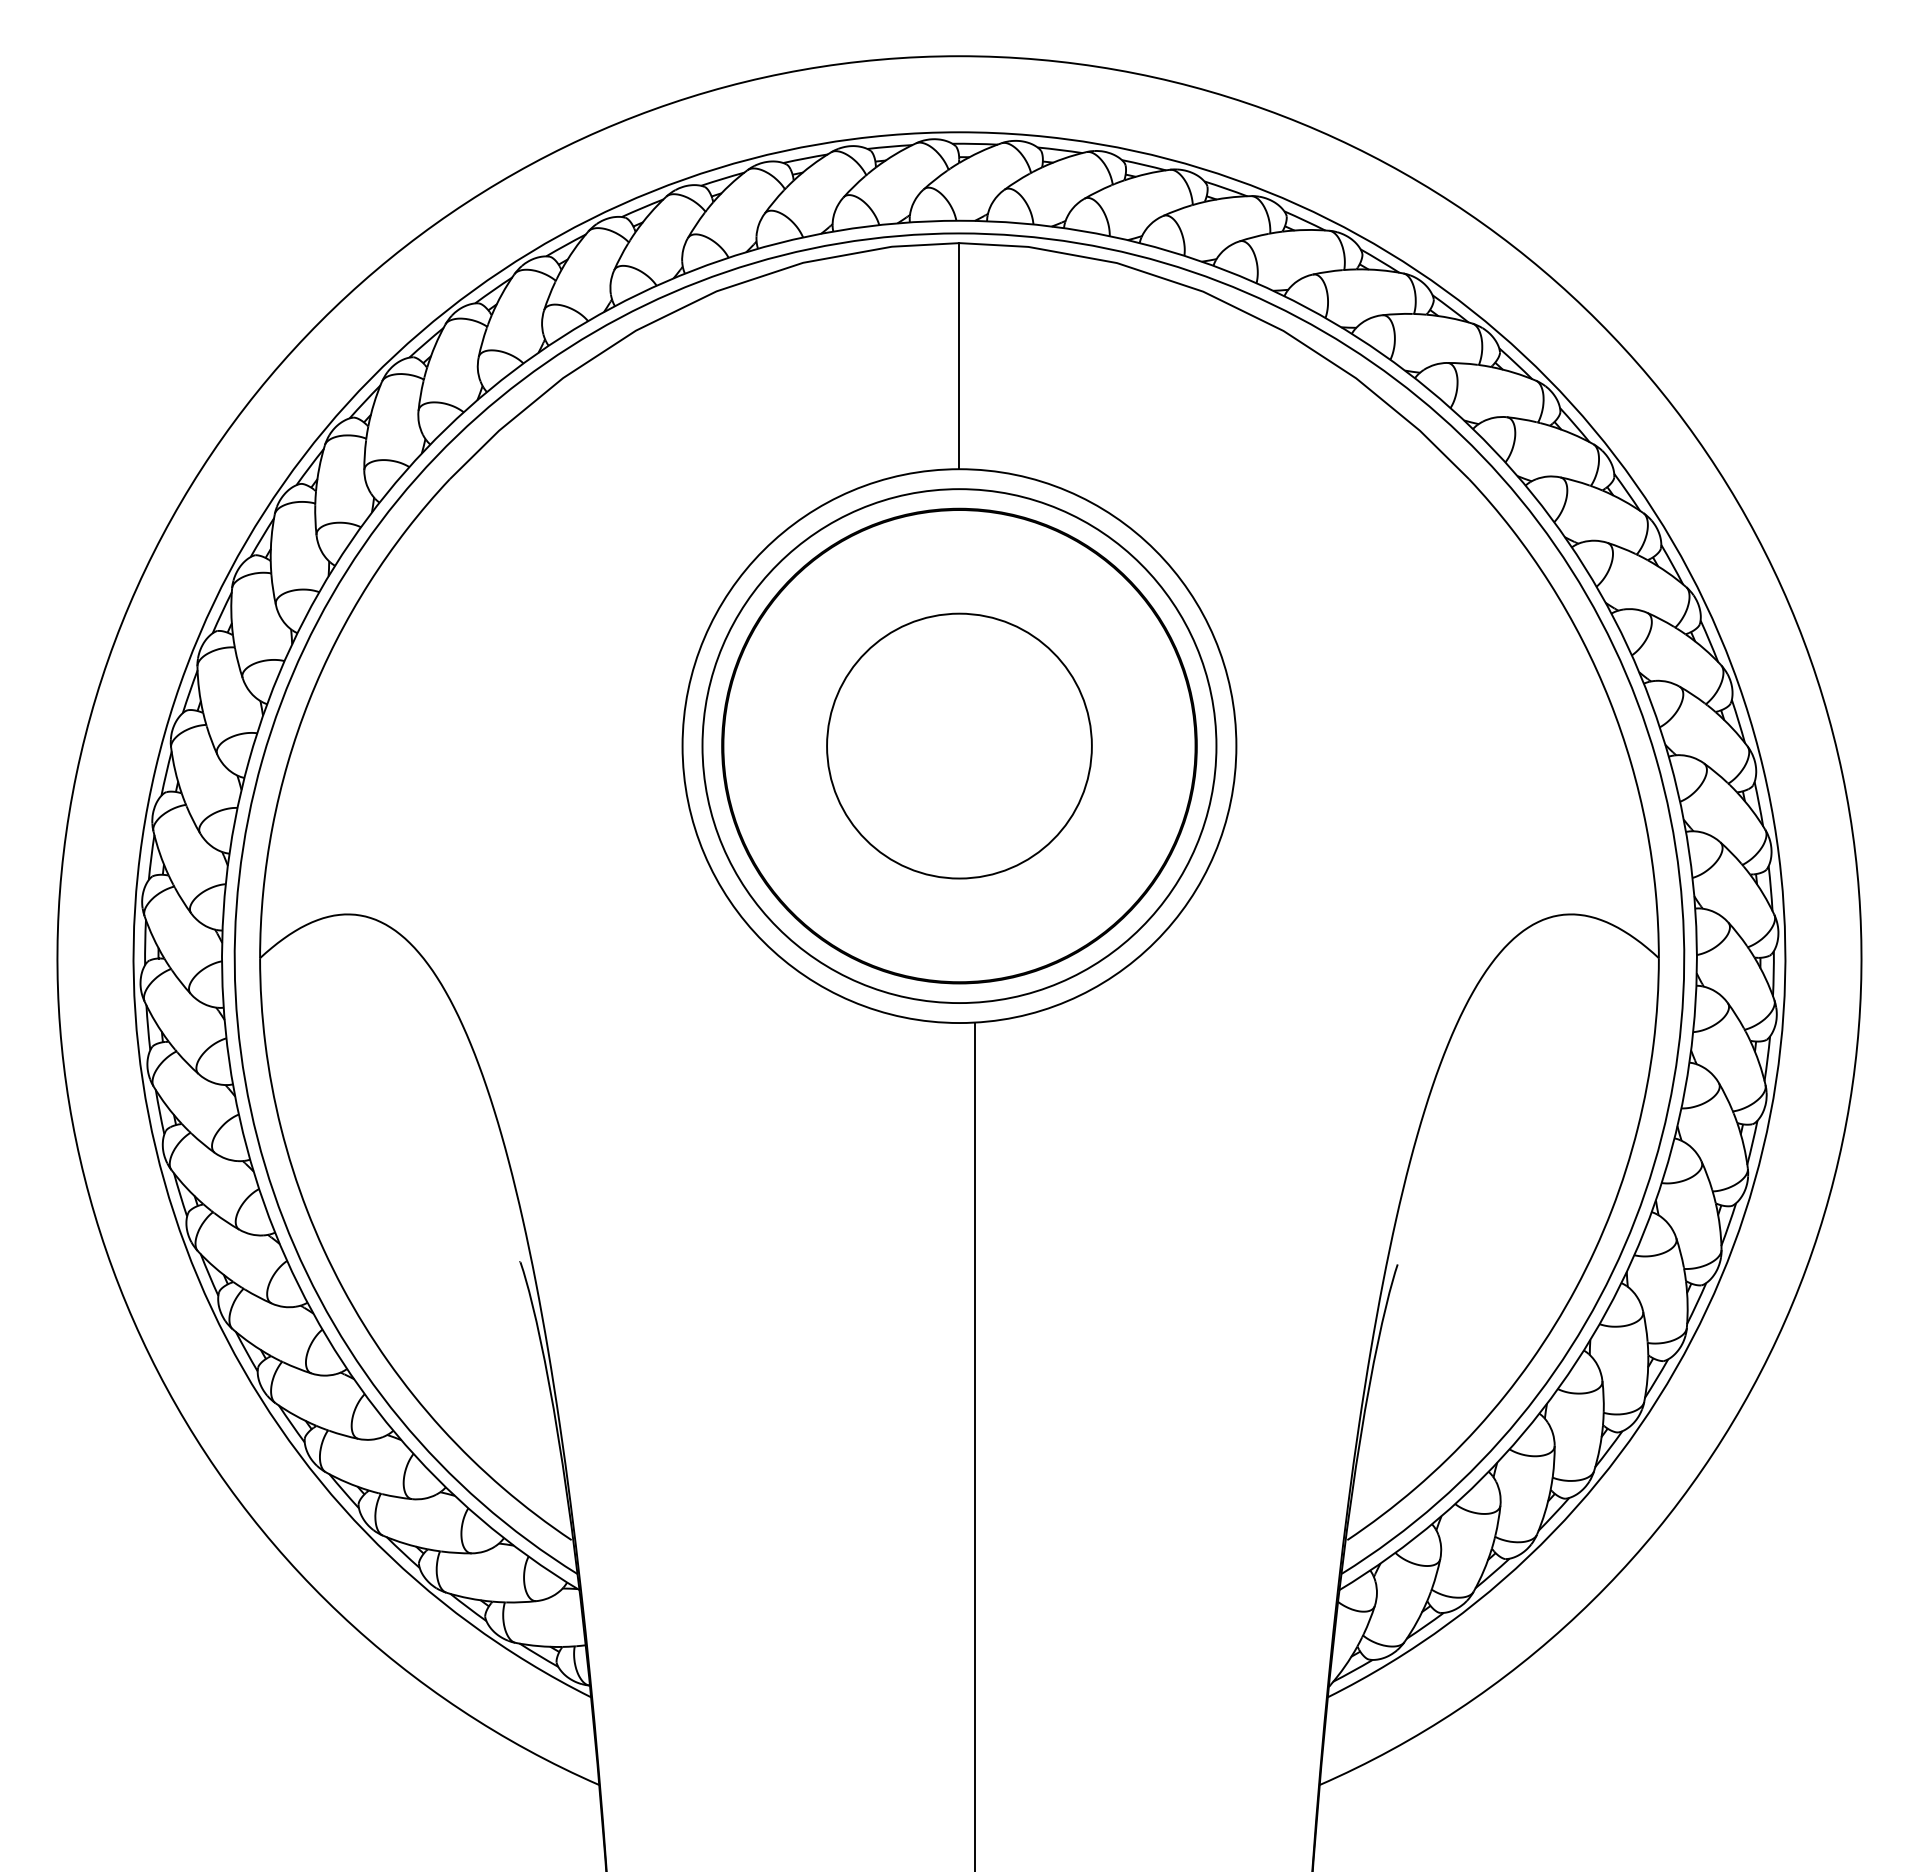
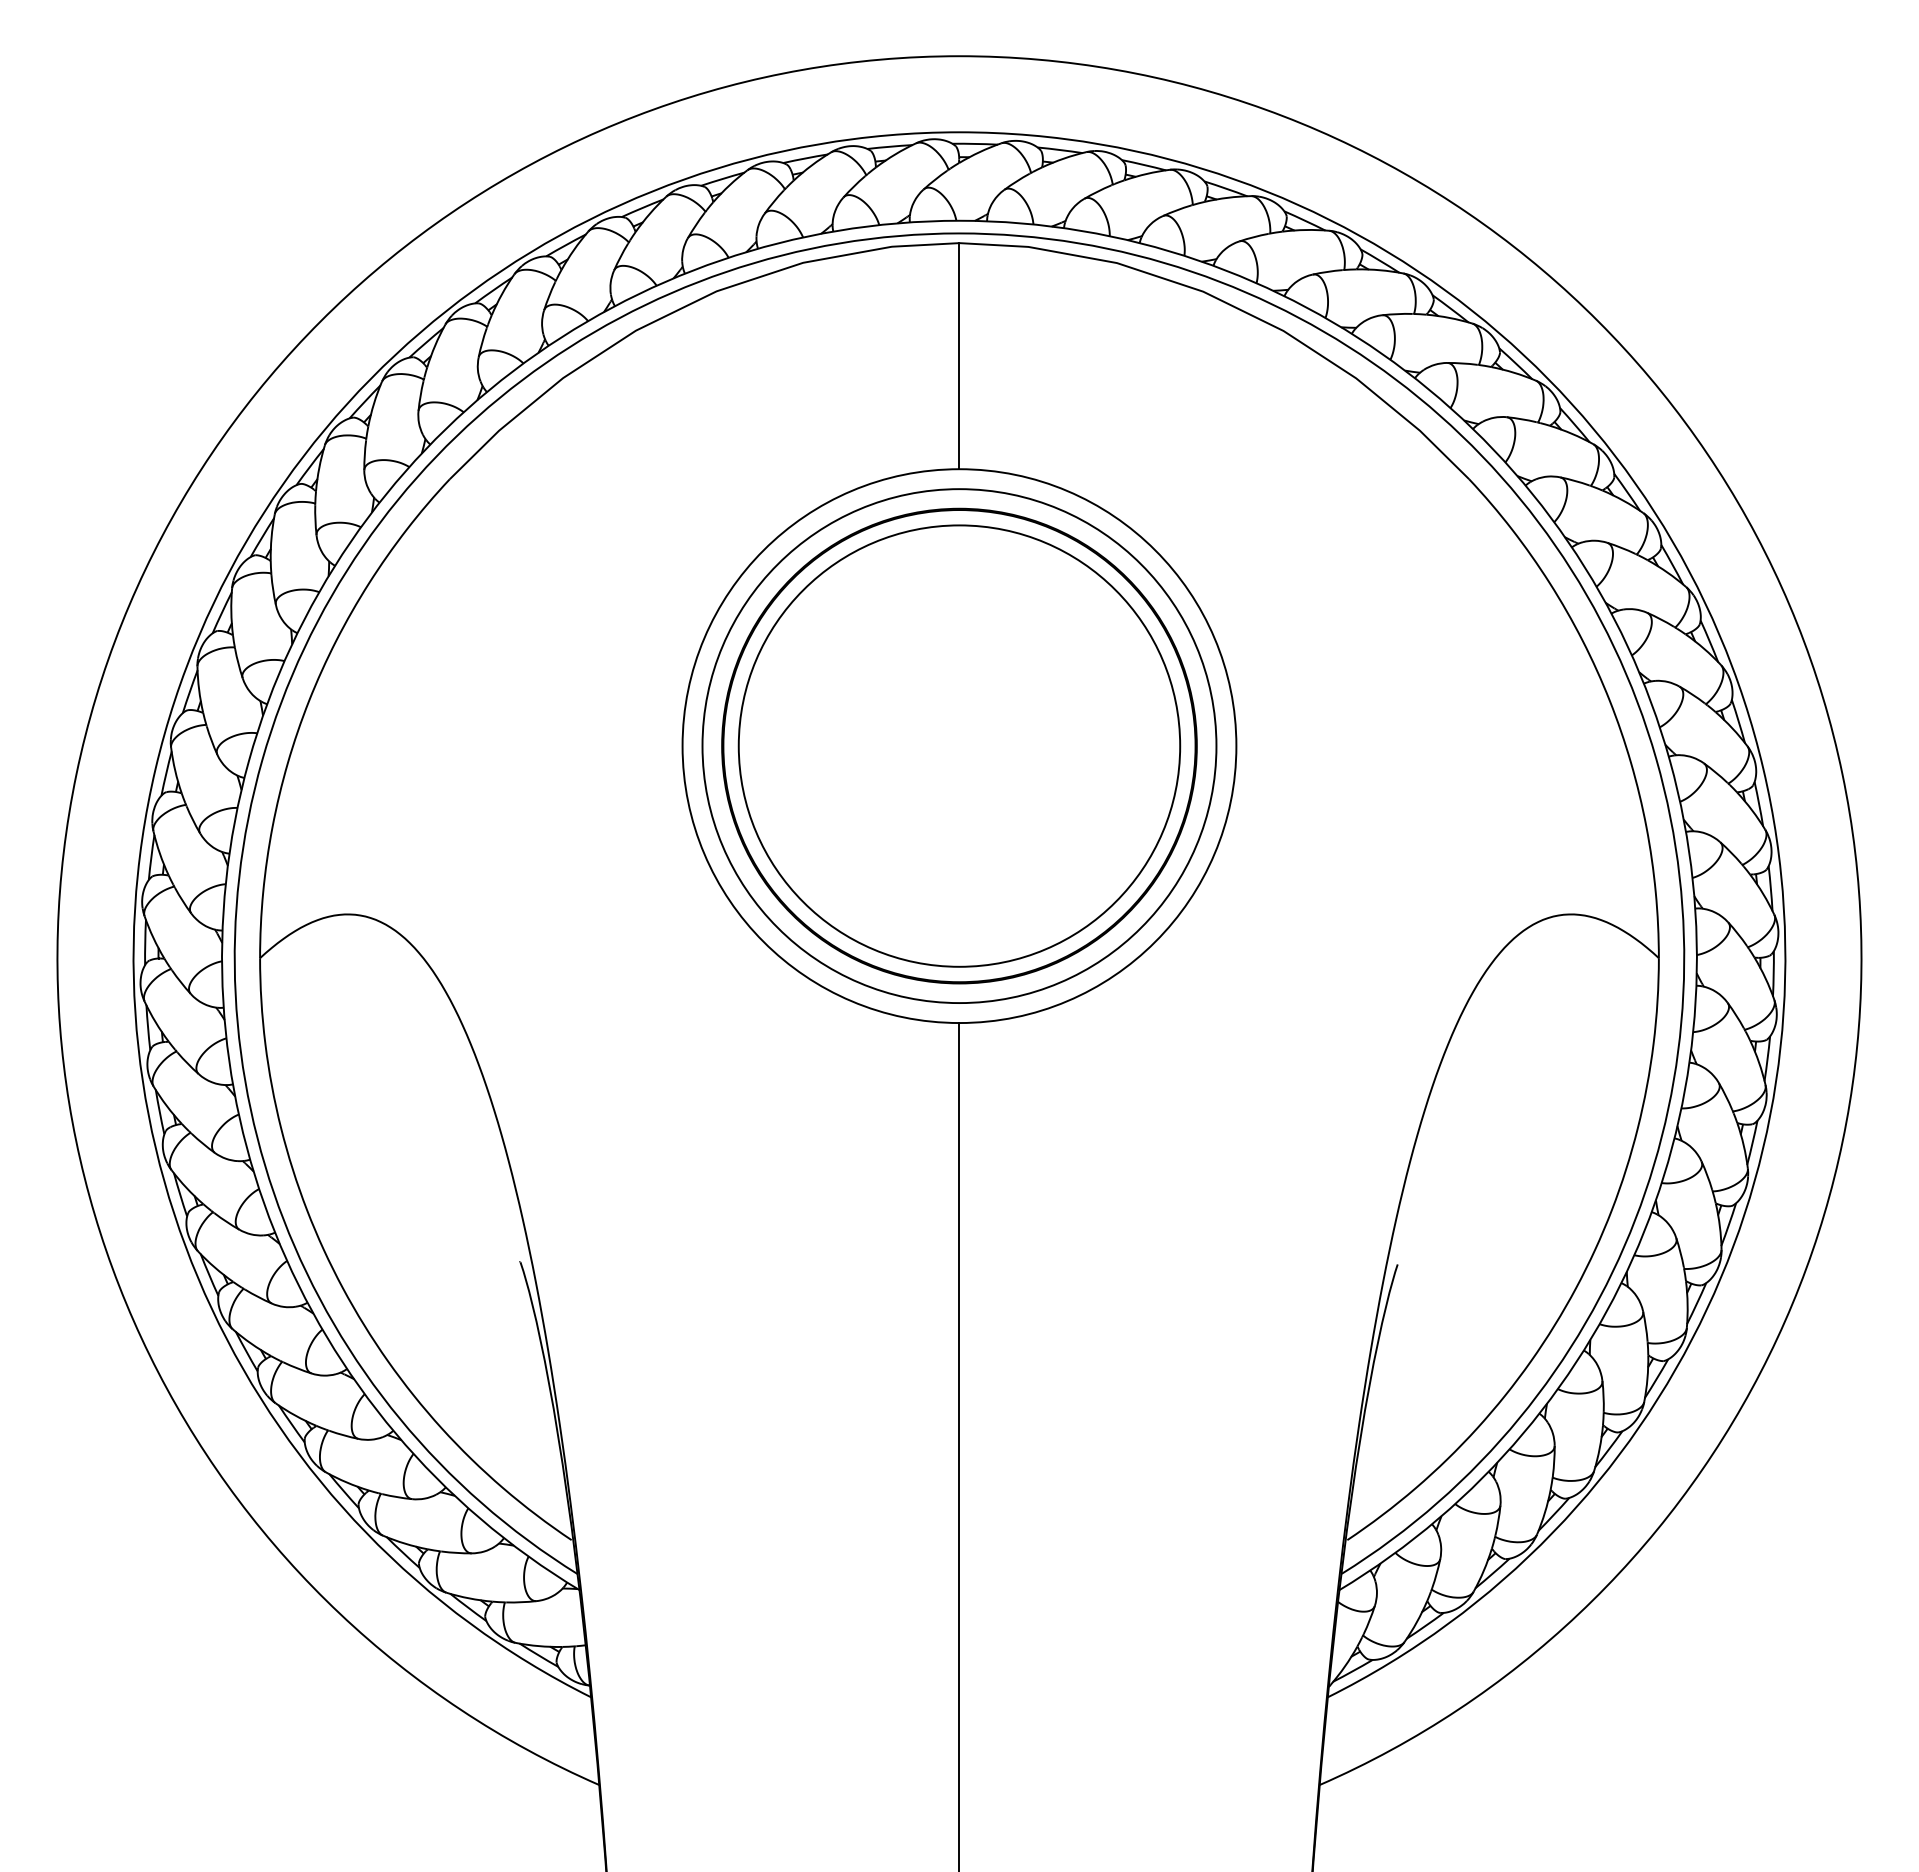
circle diameter: 265 px -> 441 px (959, 745)
line position: (975, 1445) -> (959, 1445) (959, 1445)
